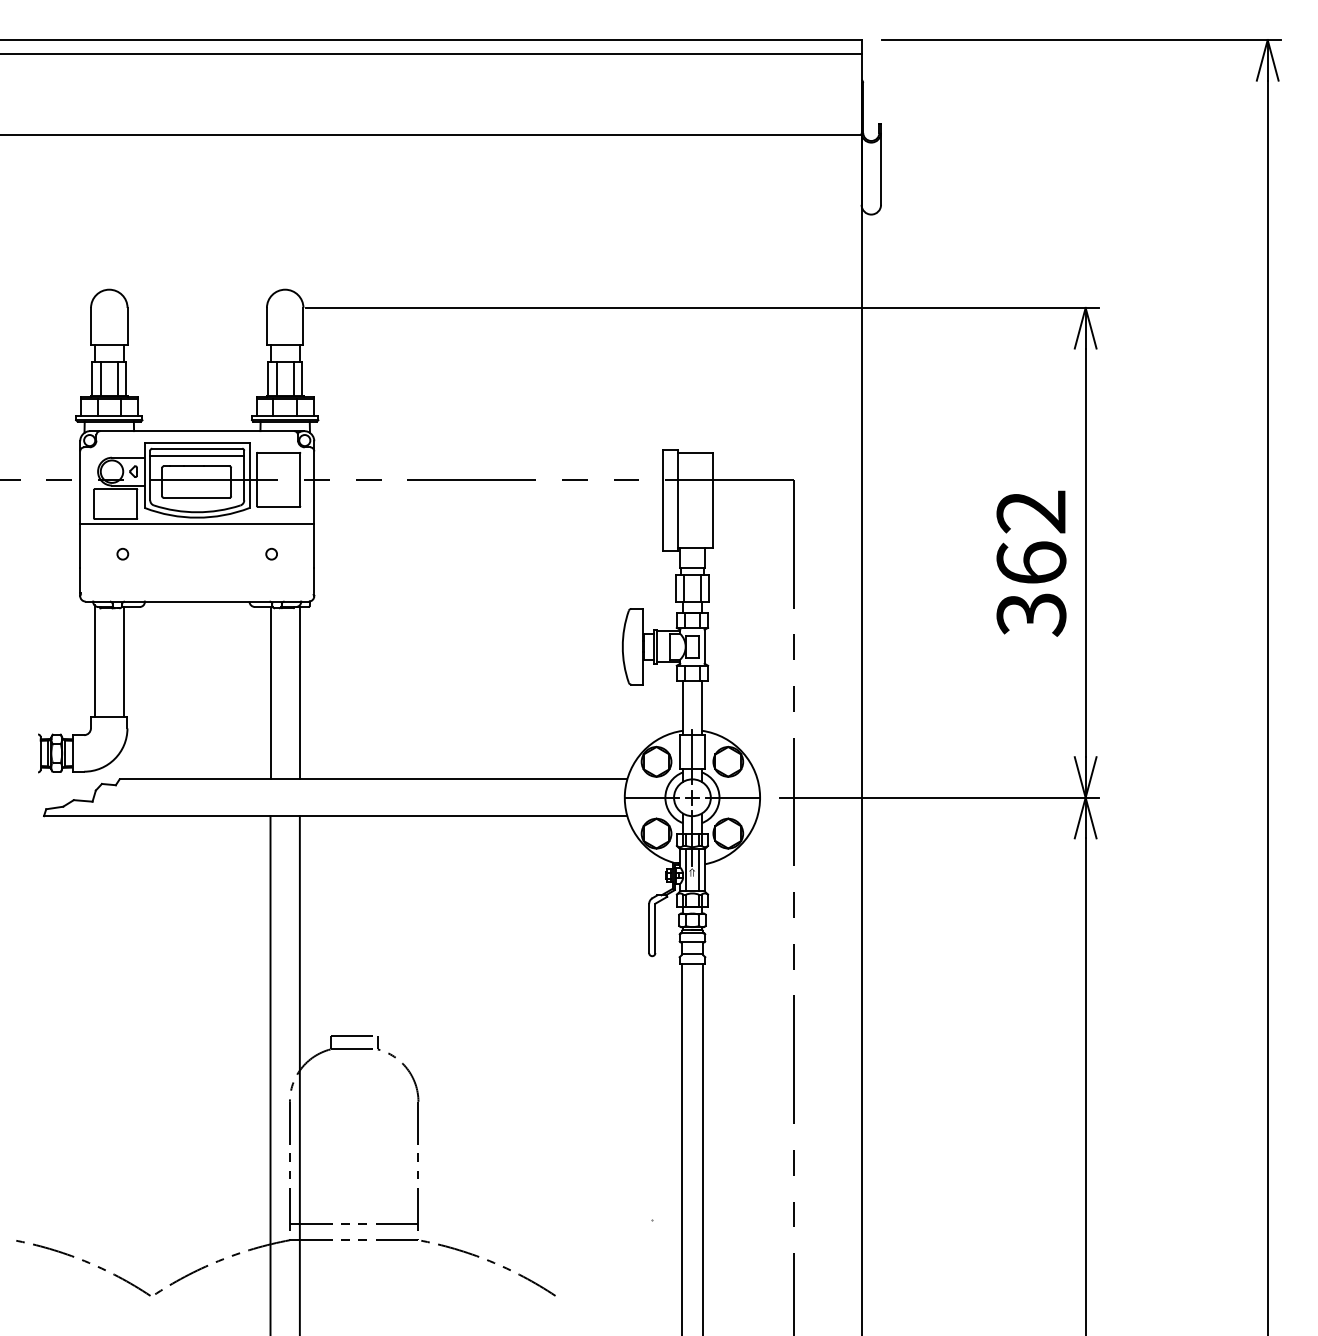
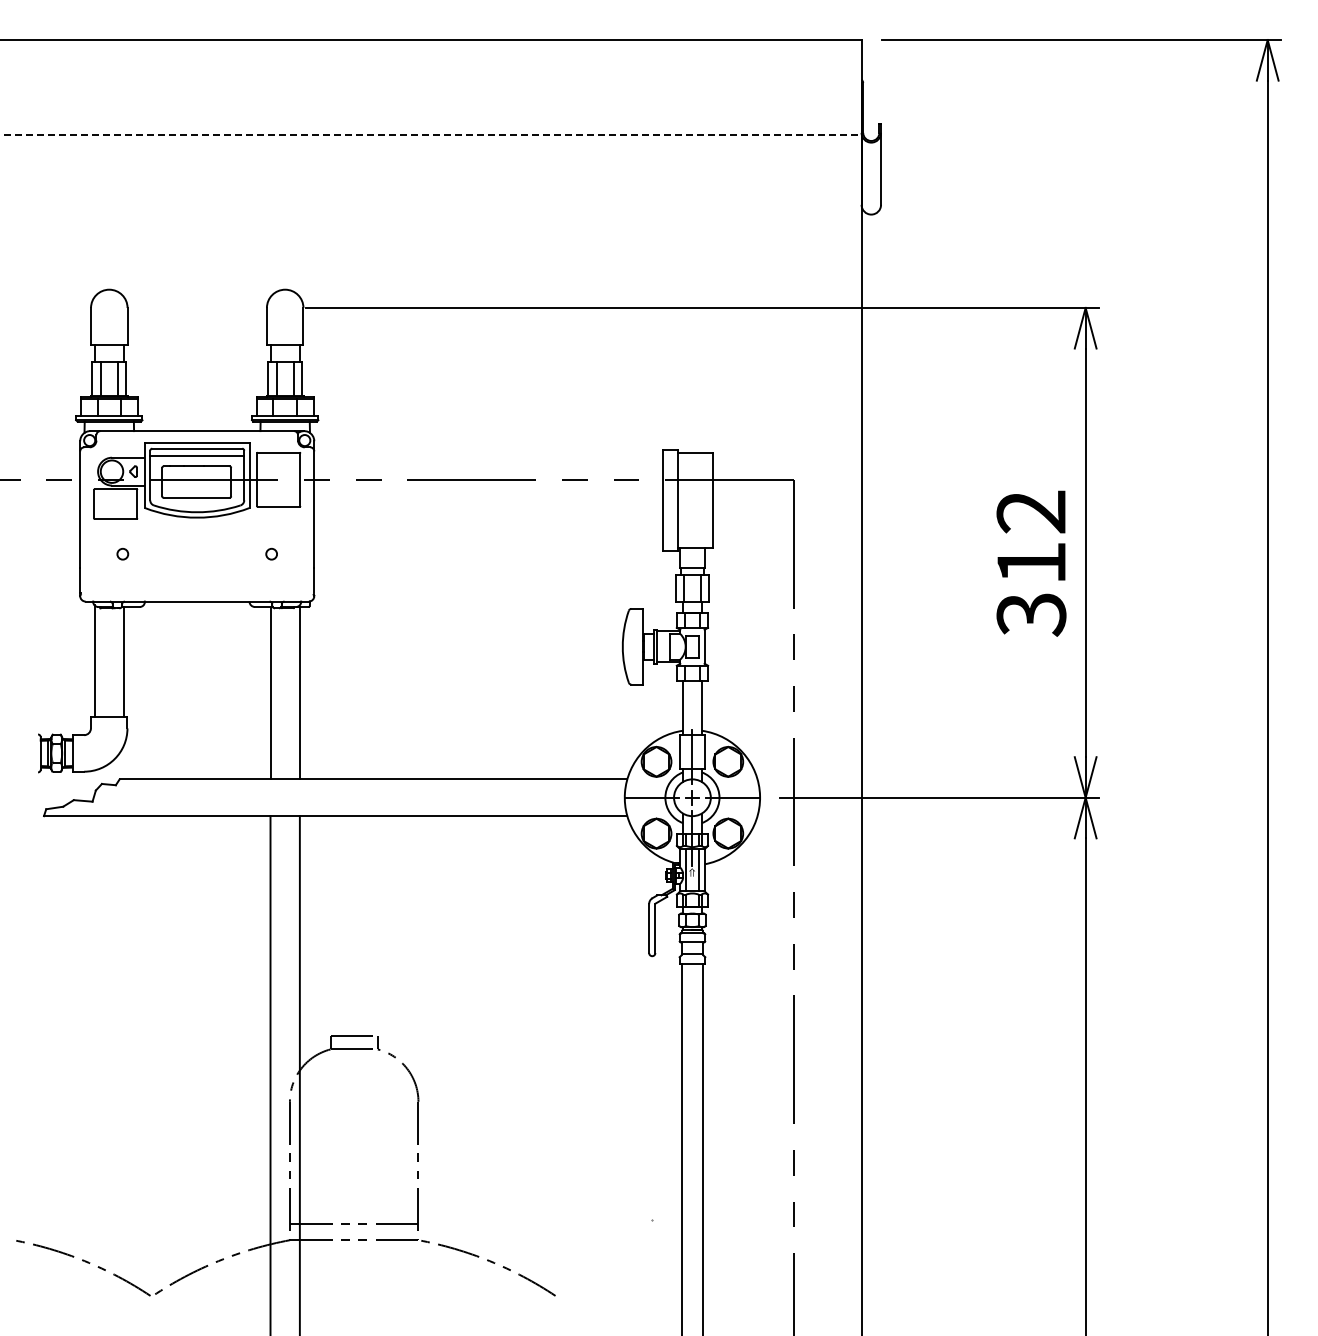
line: present -> none (431, 53)
line: solid -> dashed (430, 134)
line: present -> none (197, 523)
text: 362 -> 312 (1031, 562)
